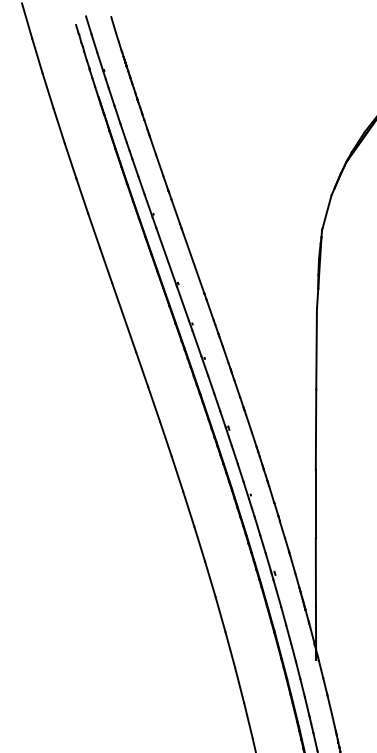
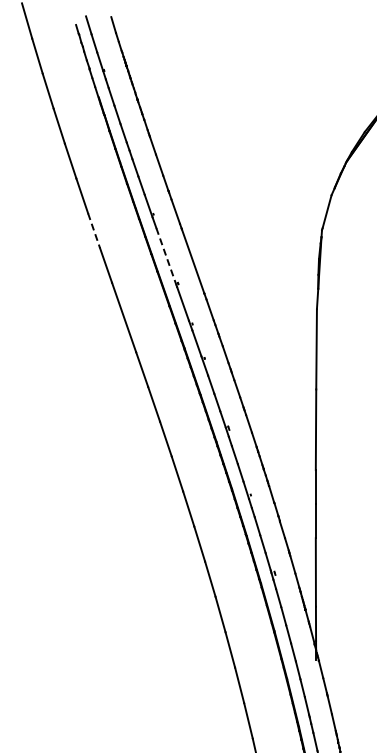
line: solid -> dashed (94, 231)
line: solid -> dashed (166, 257)
